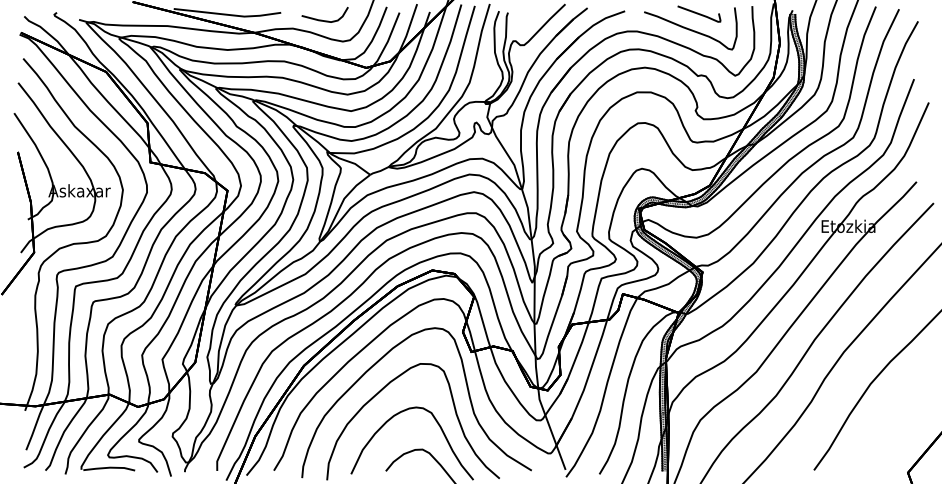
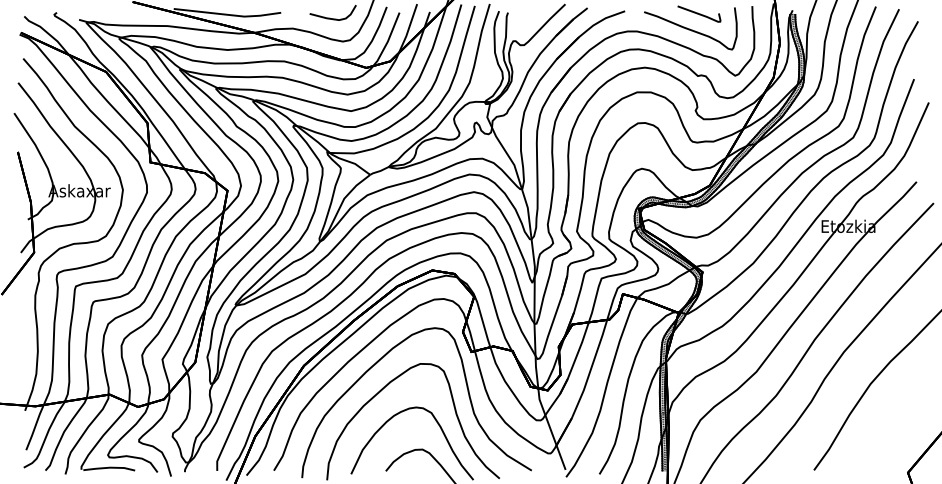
curve position: (322, 19) -> (330, 17) (330, 17)
